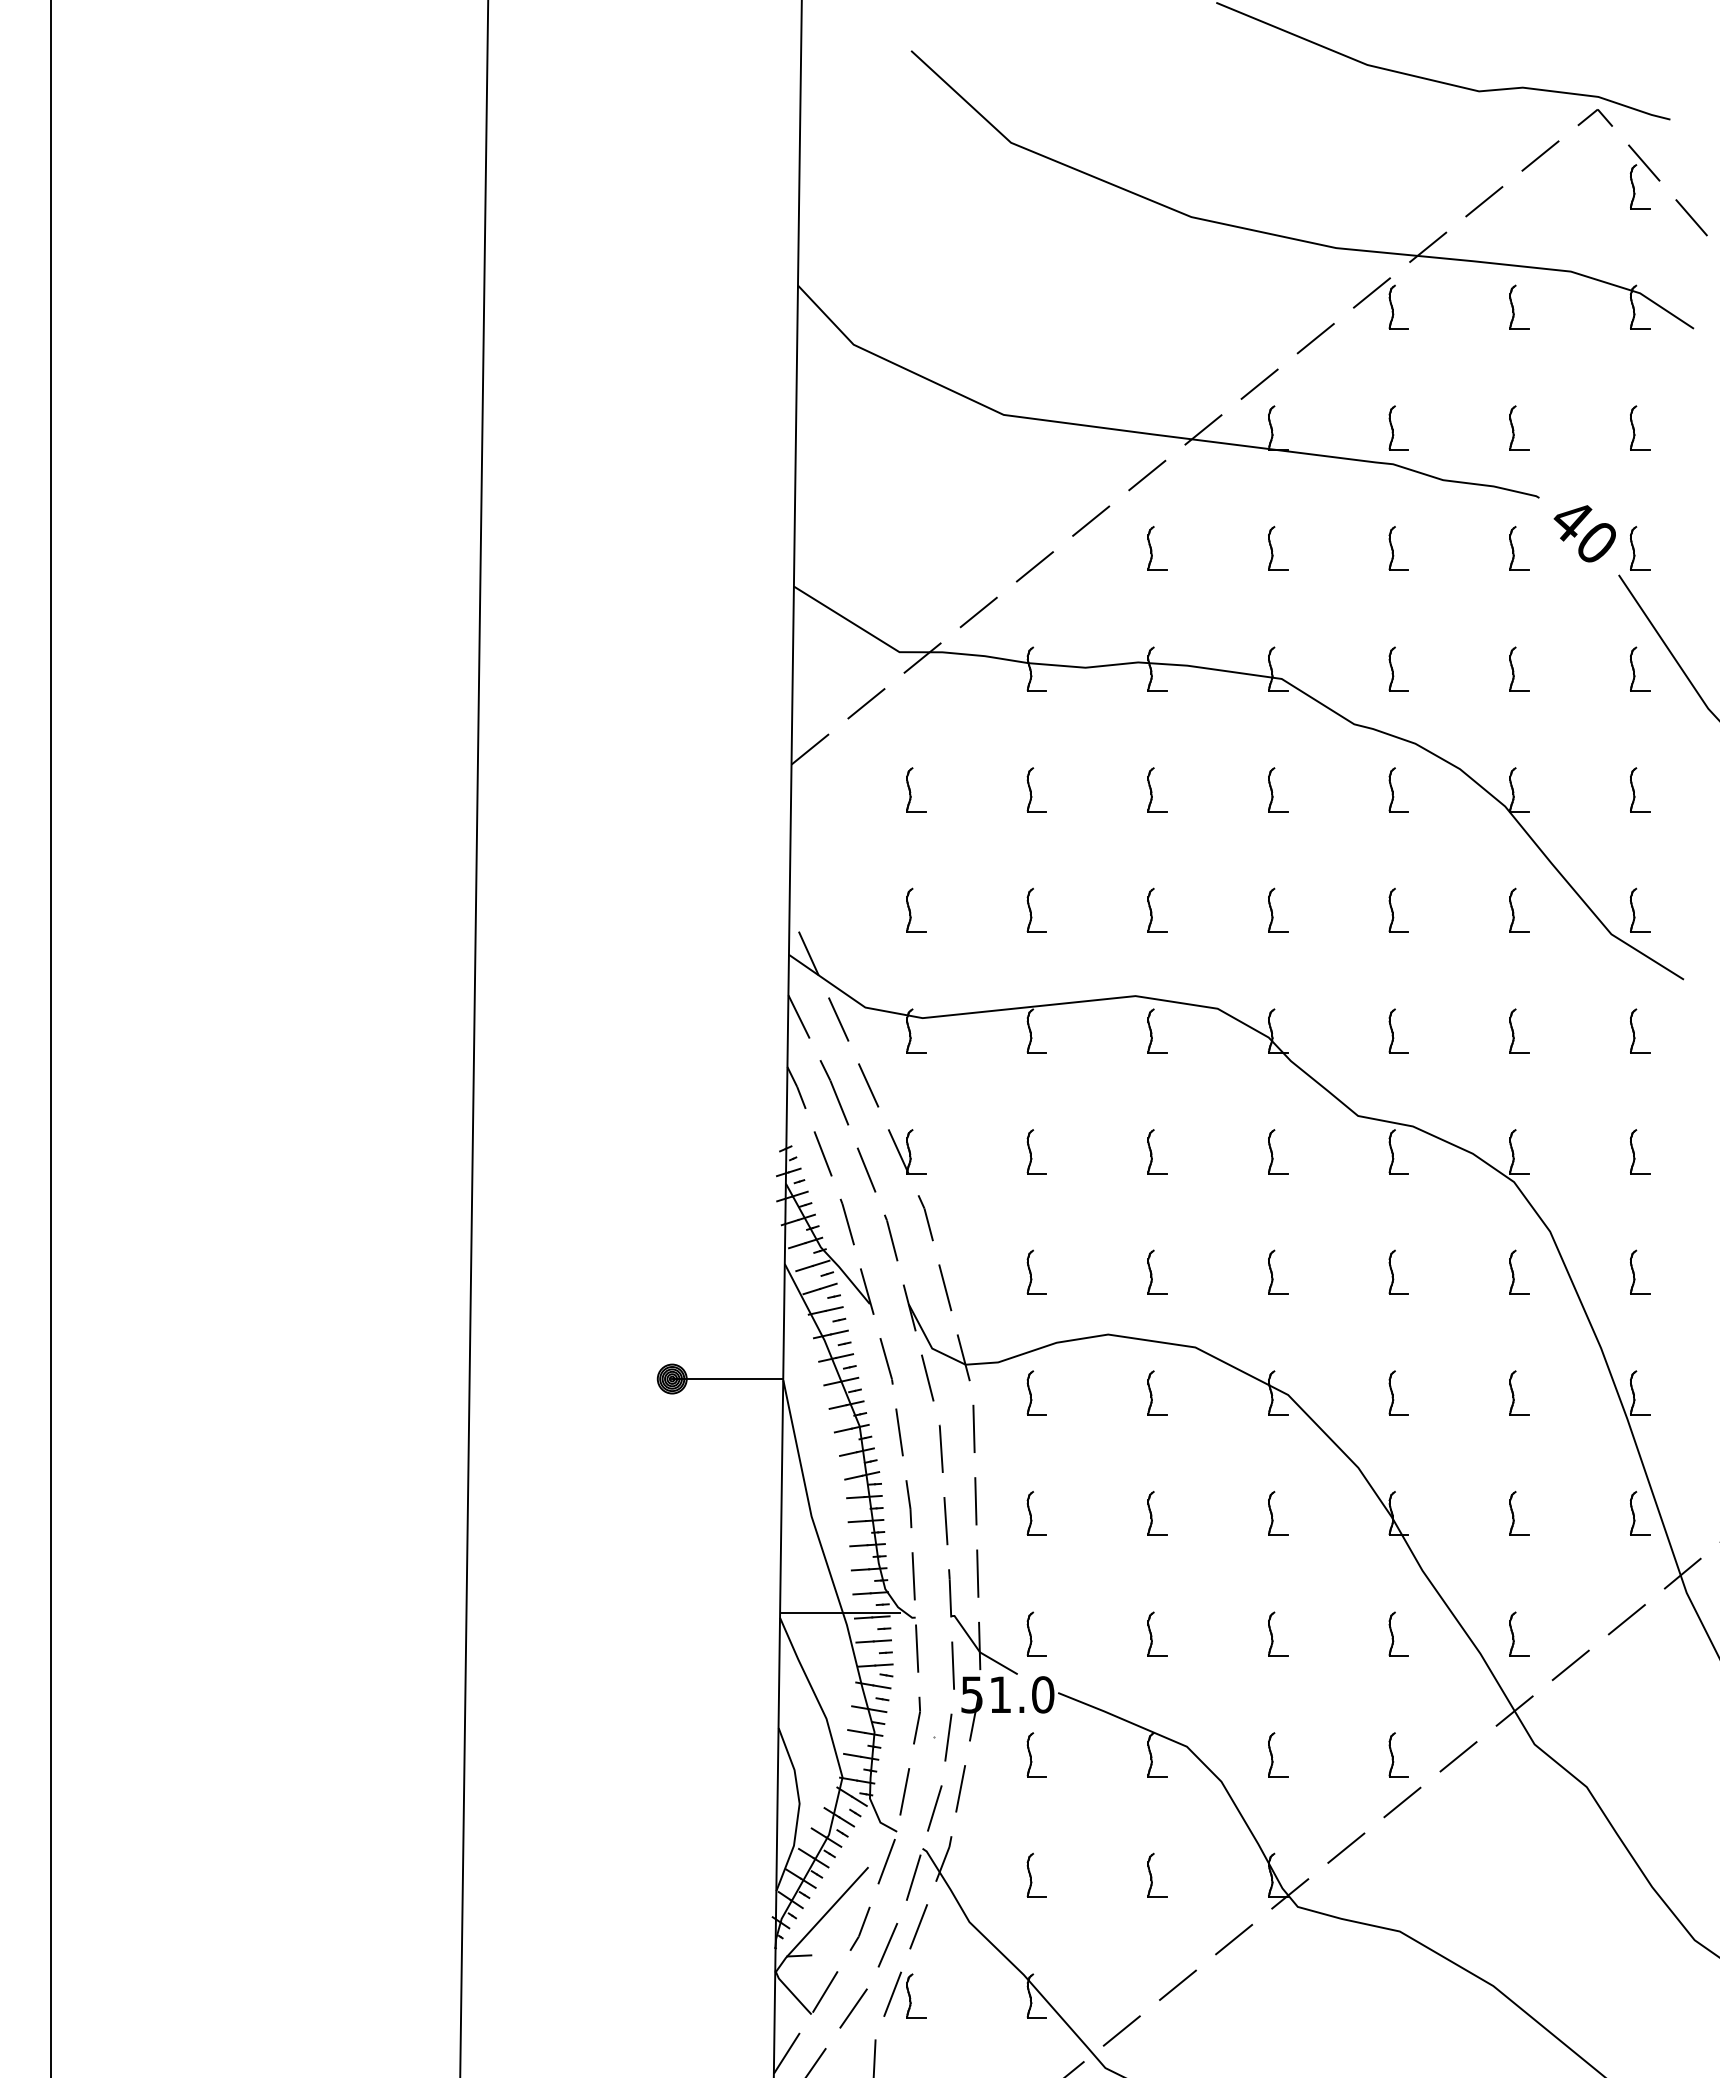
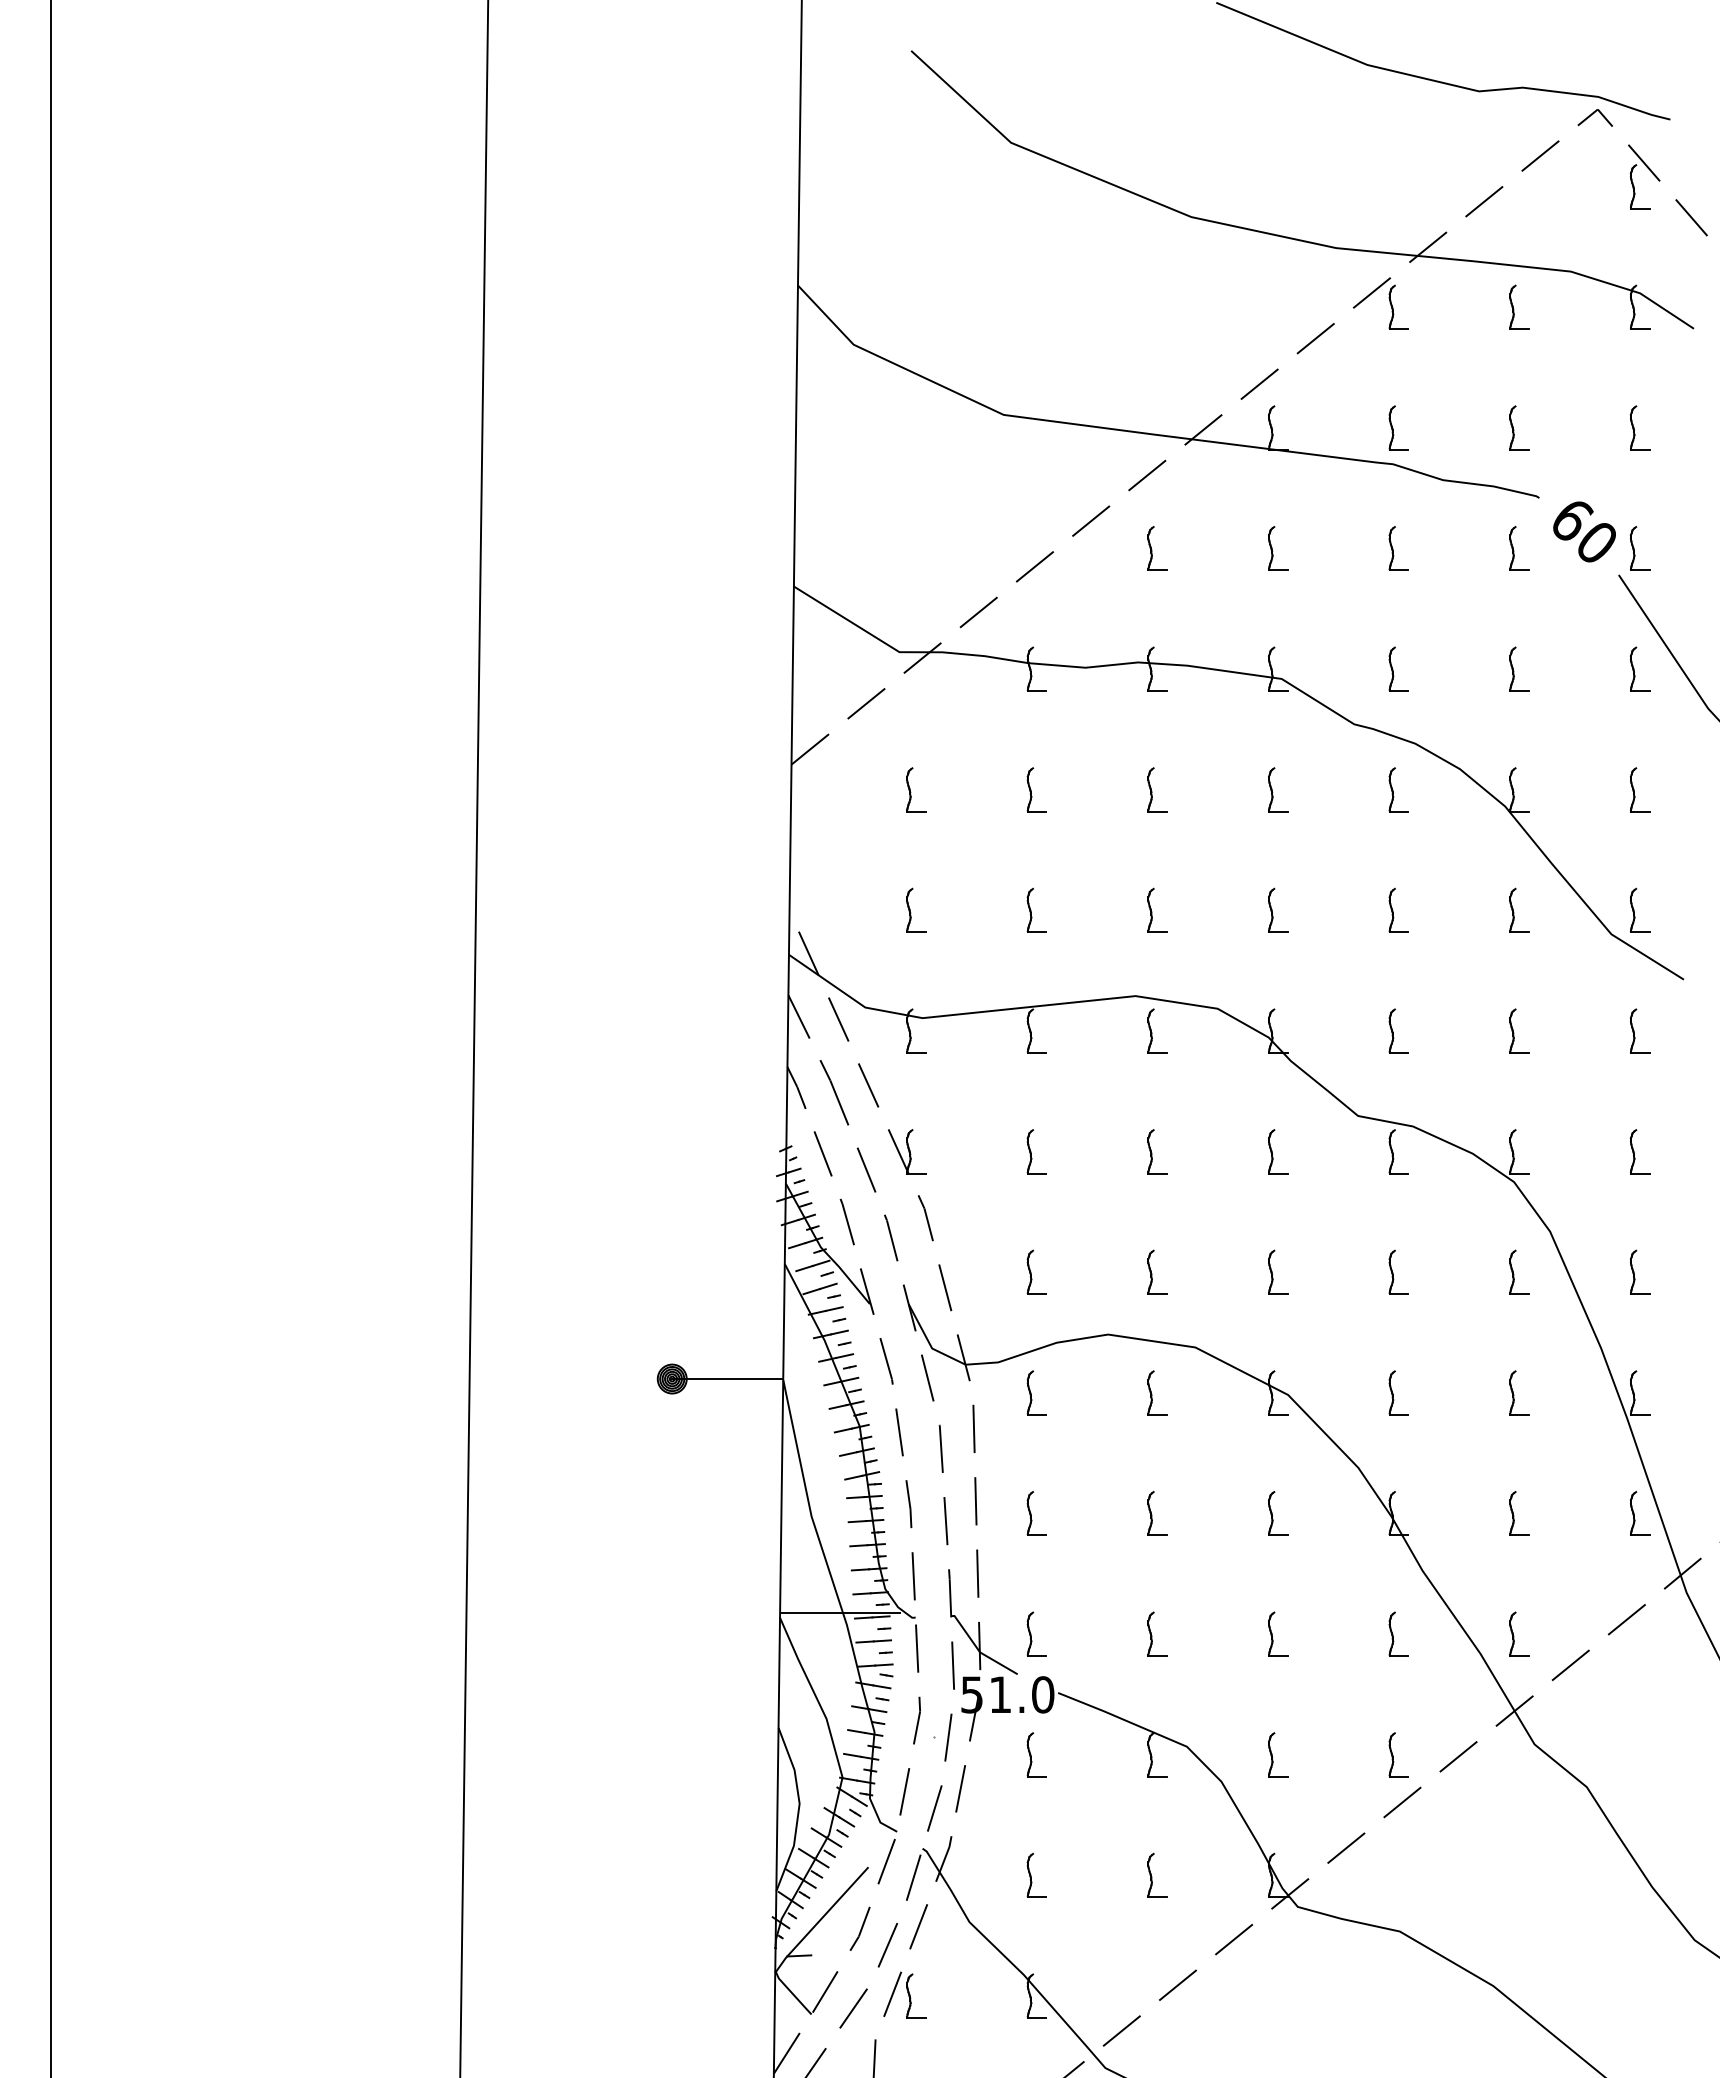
text: 40 -> 60 (1573, 521)
